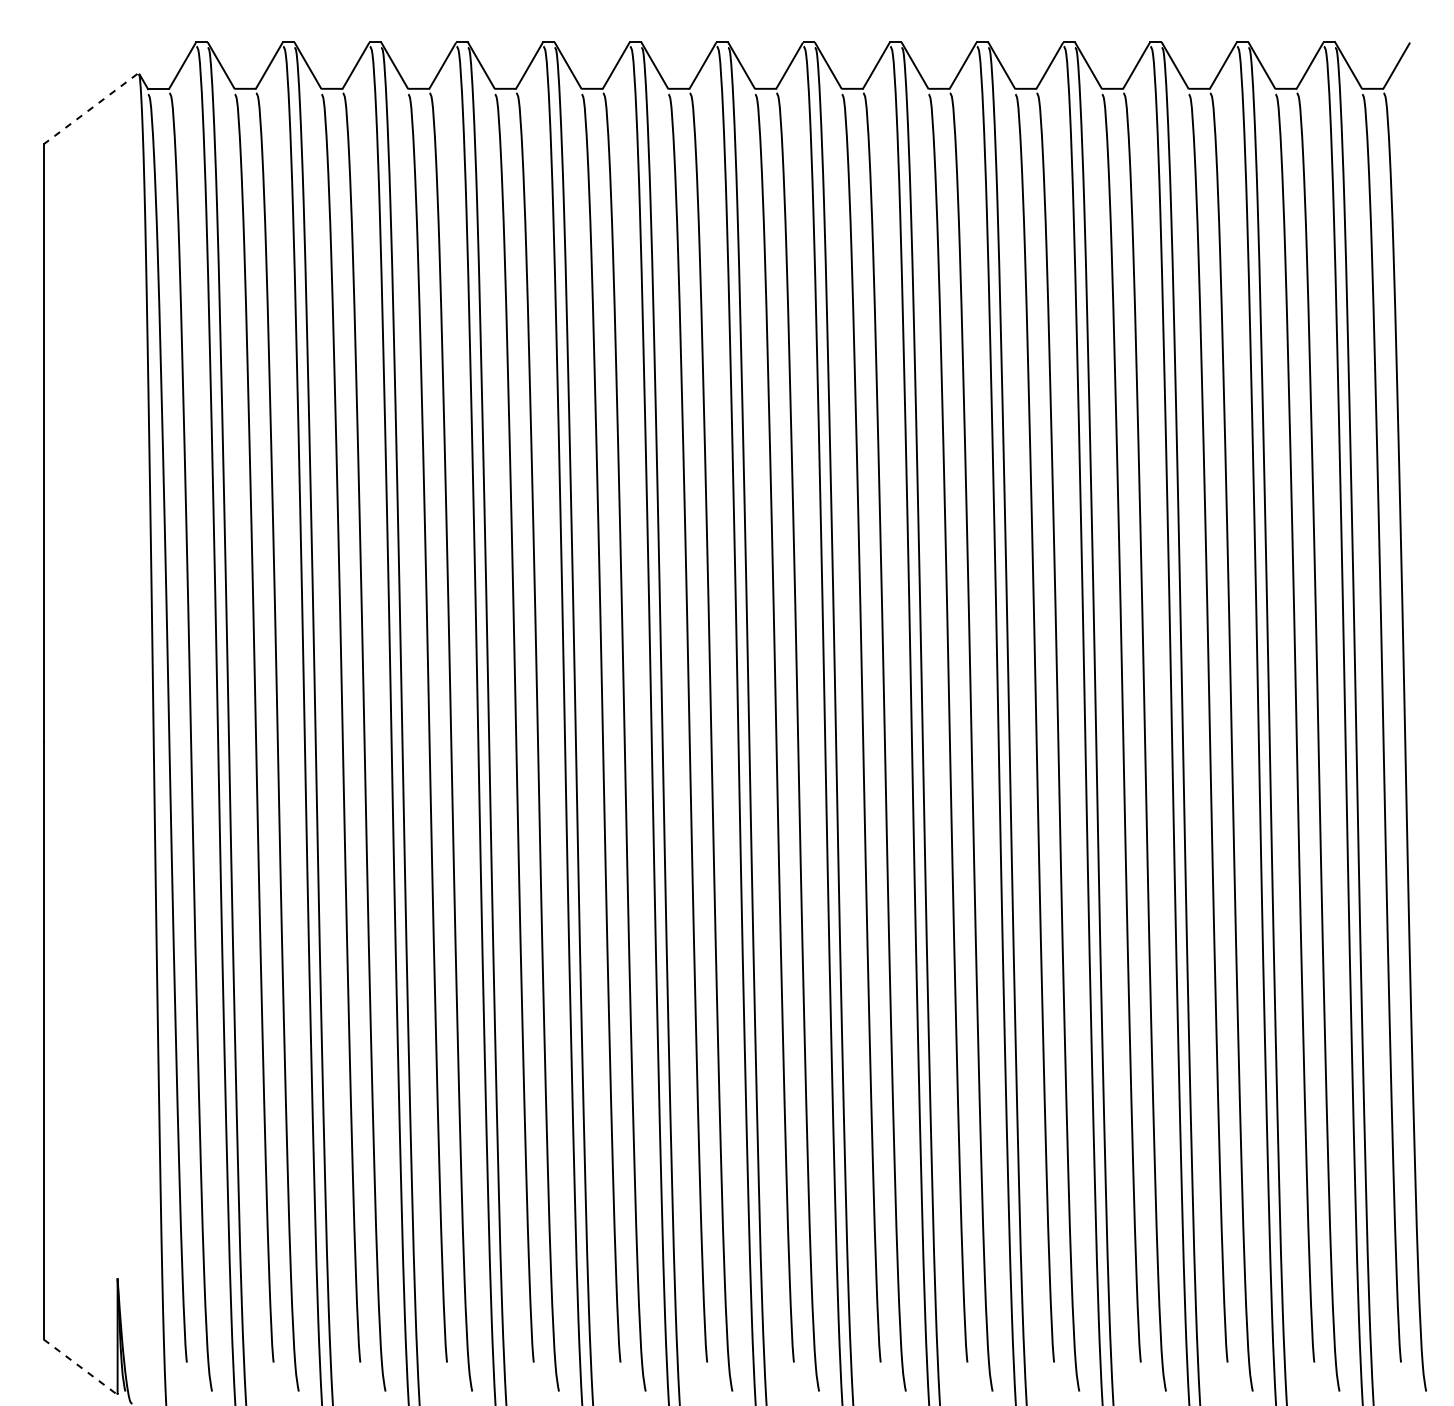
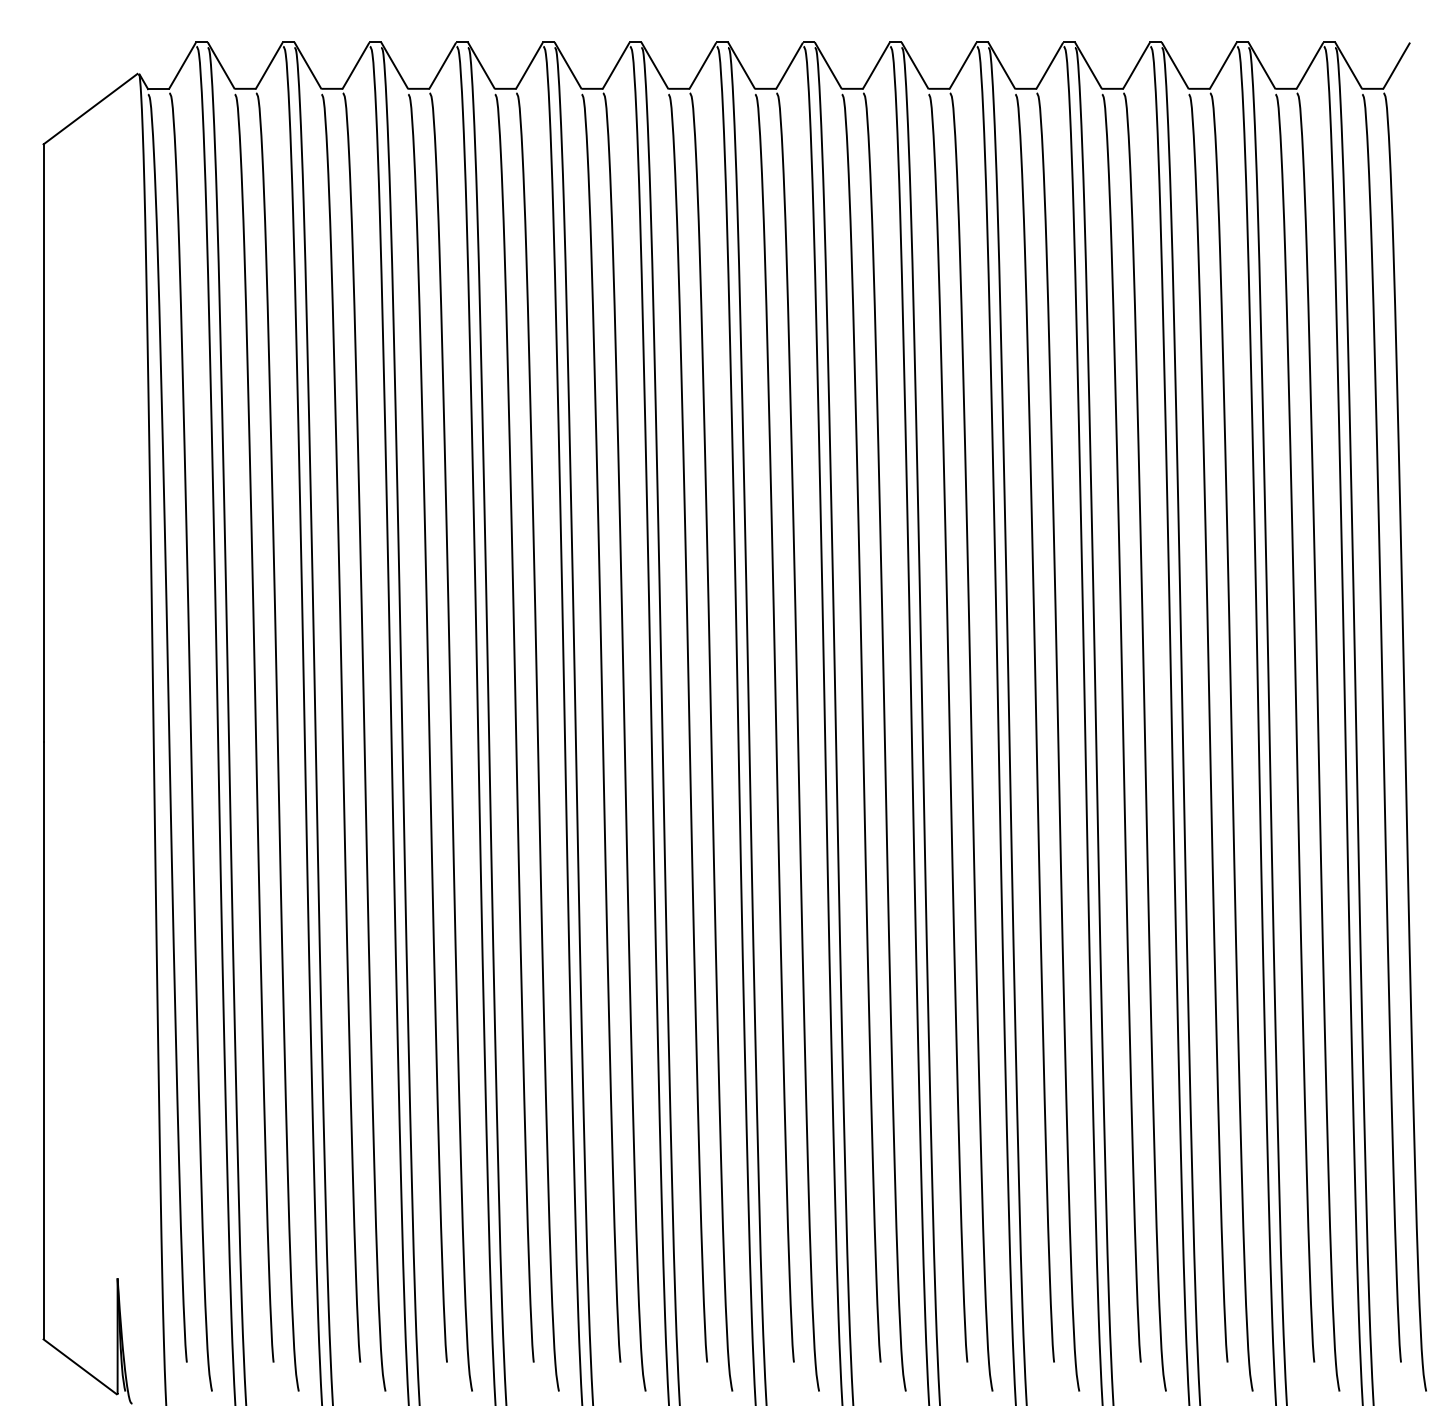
line: dashed -> solid (90, 109)
line: dashed -> solid (80, 1366)
